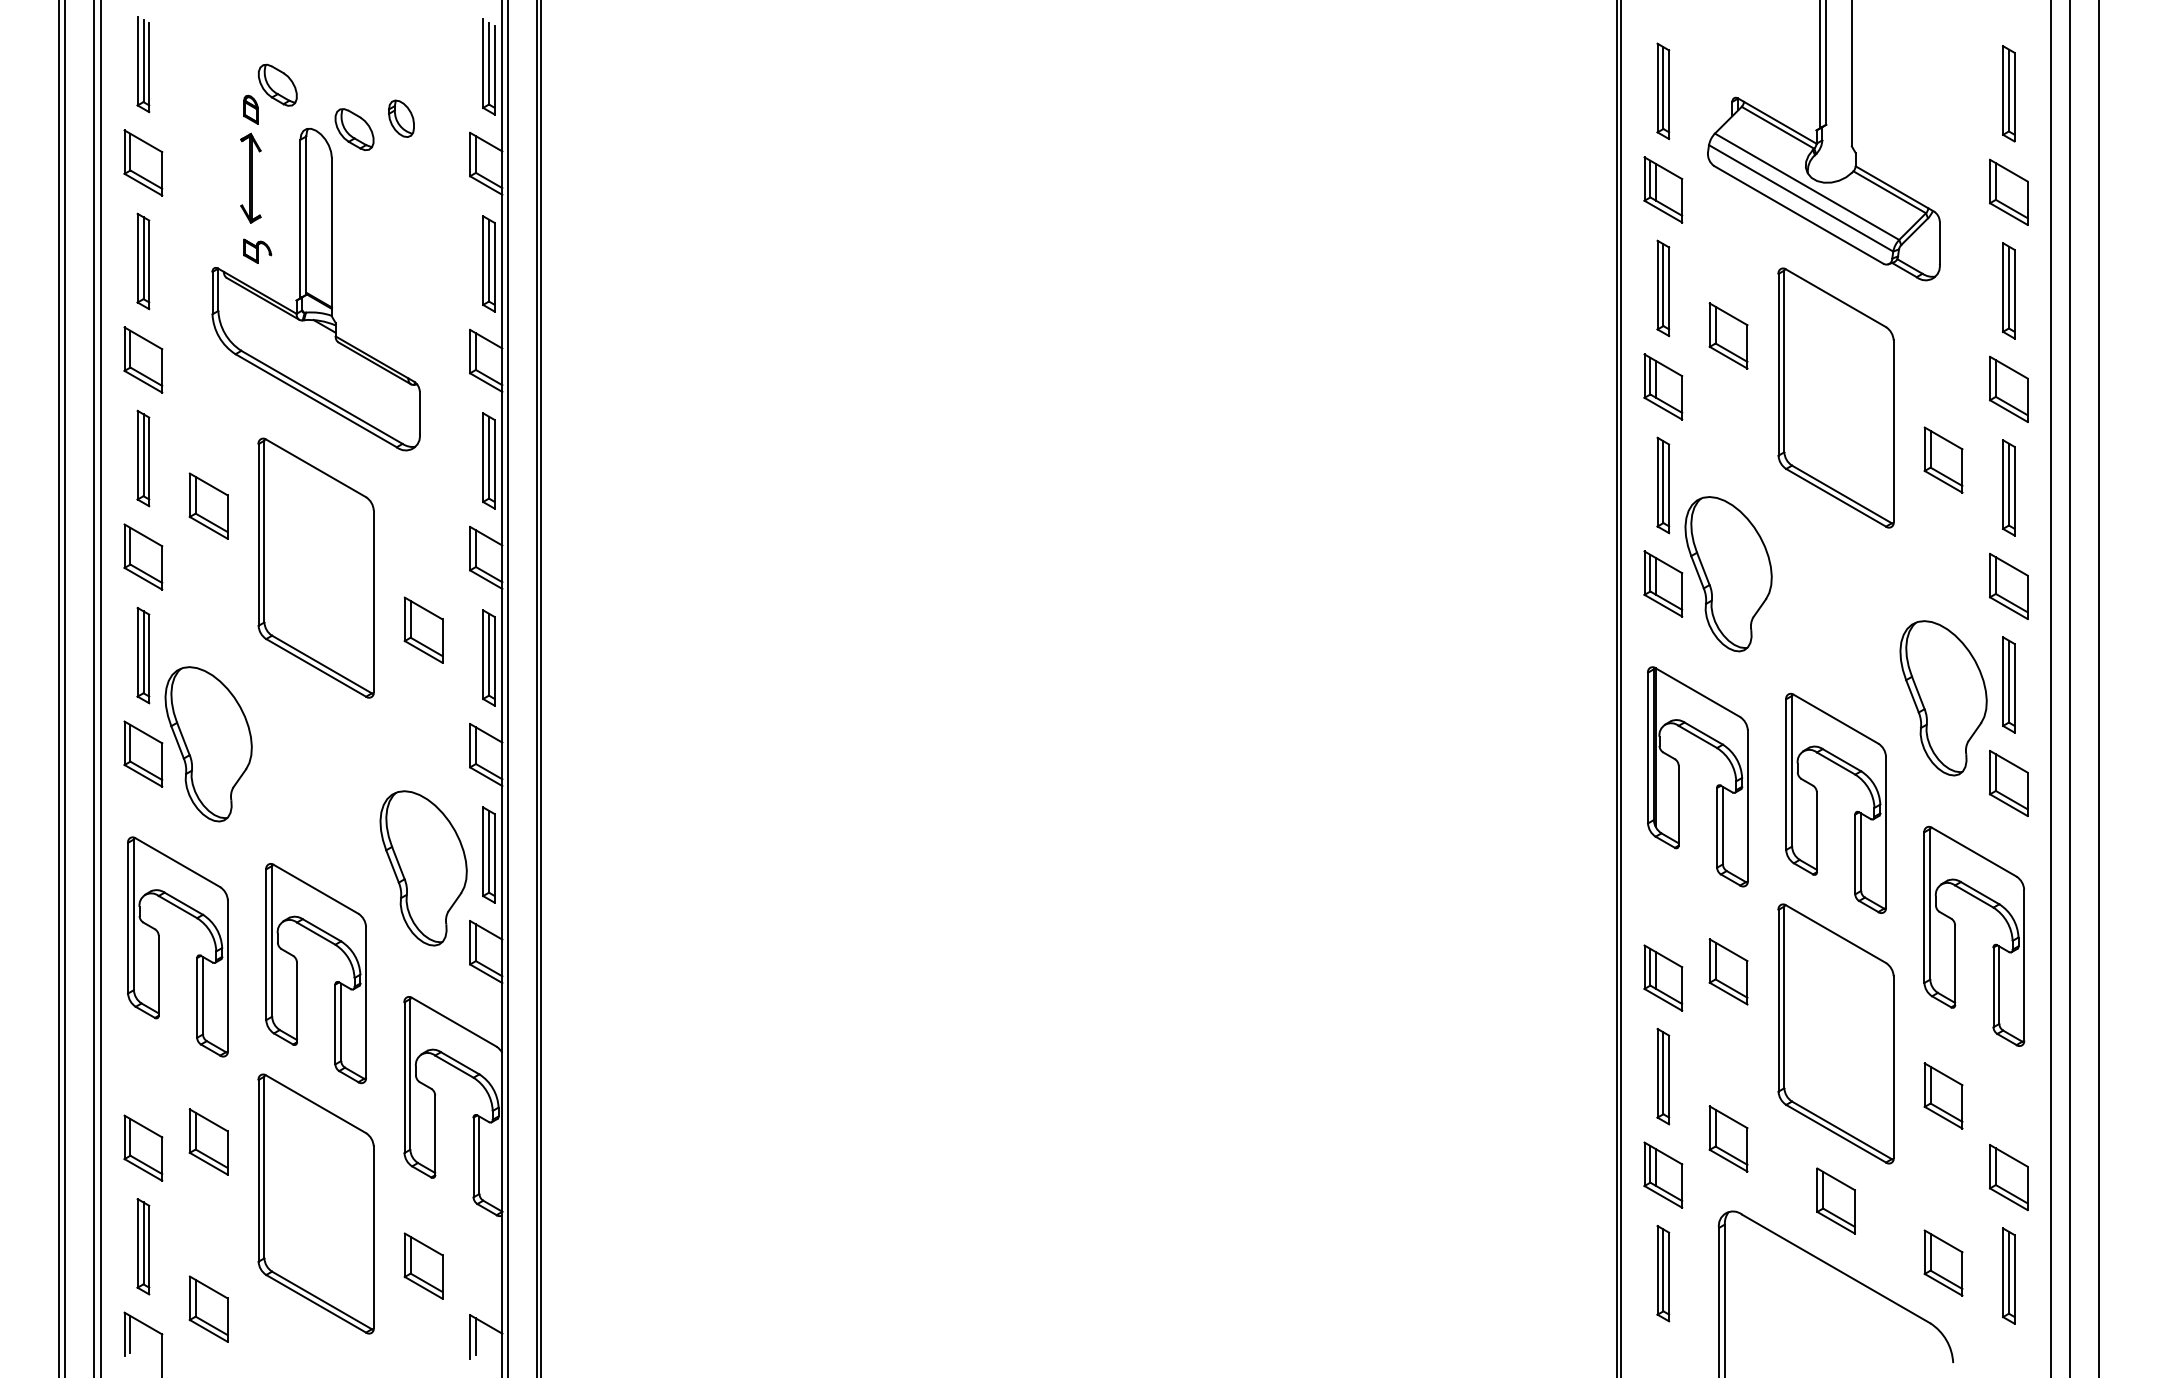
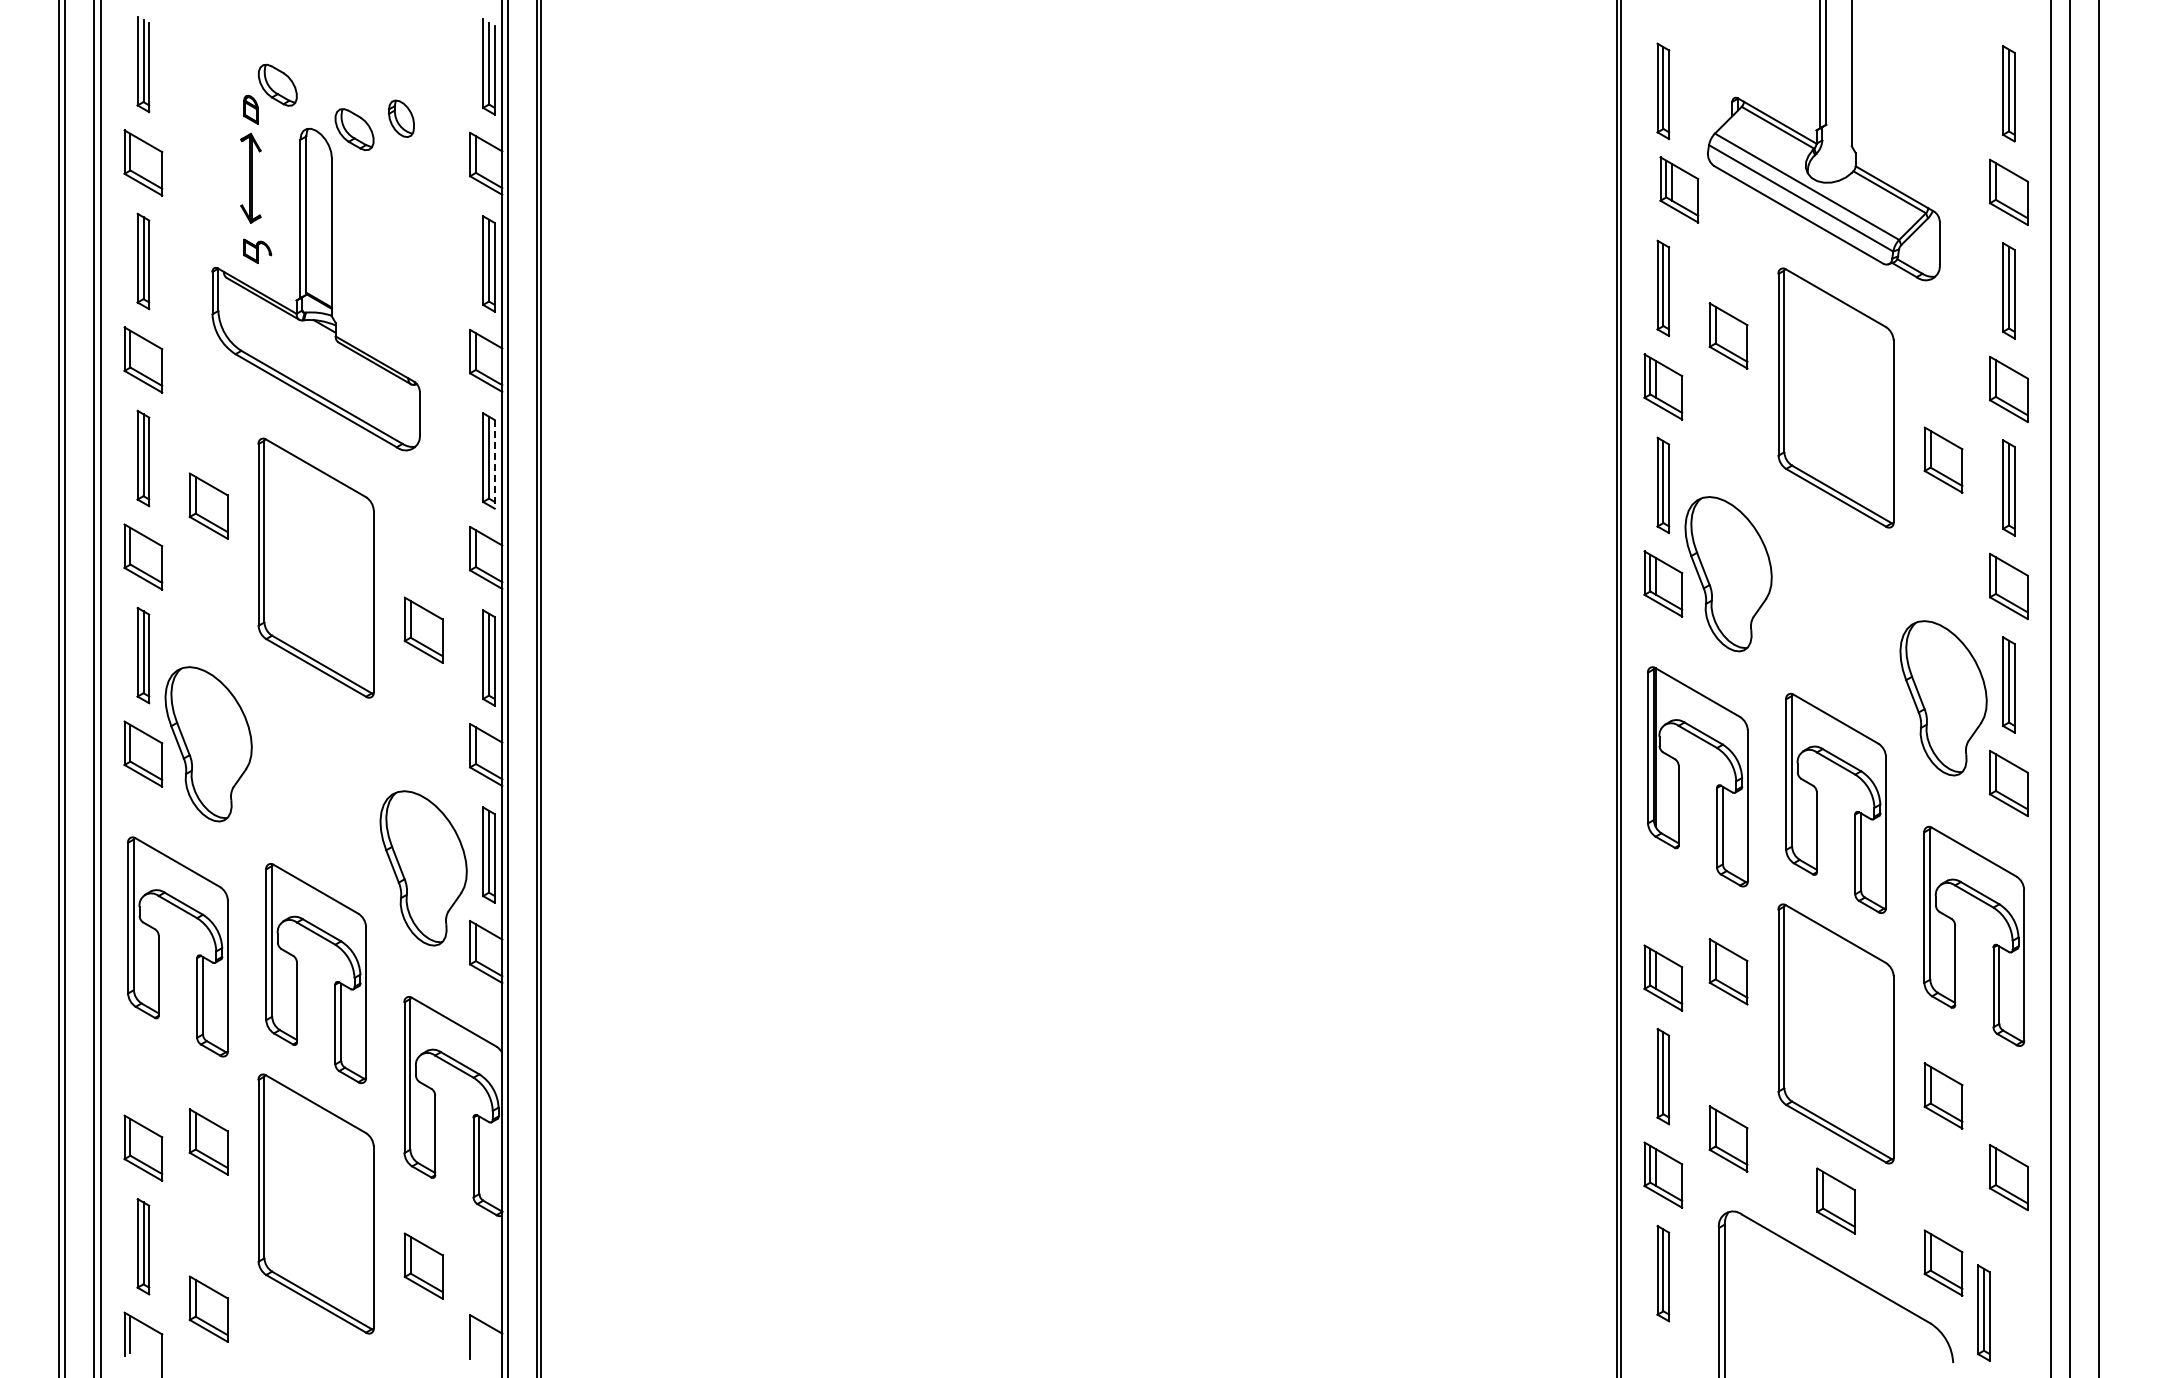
part position: (1663, 189) -> (1679, 189) (1679, 189)
line: solid -> dashed (494, 464)
part position: (2008, 1275) -> (1983, 1312) (1983, 1312)
line: present -> none (475, 1336)
